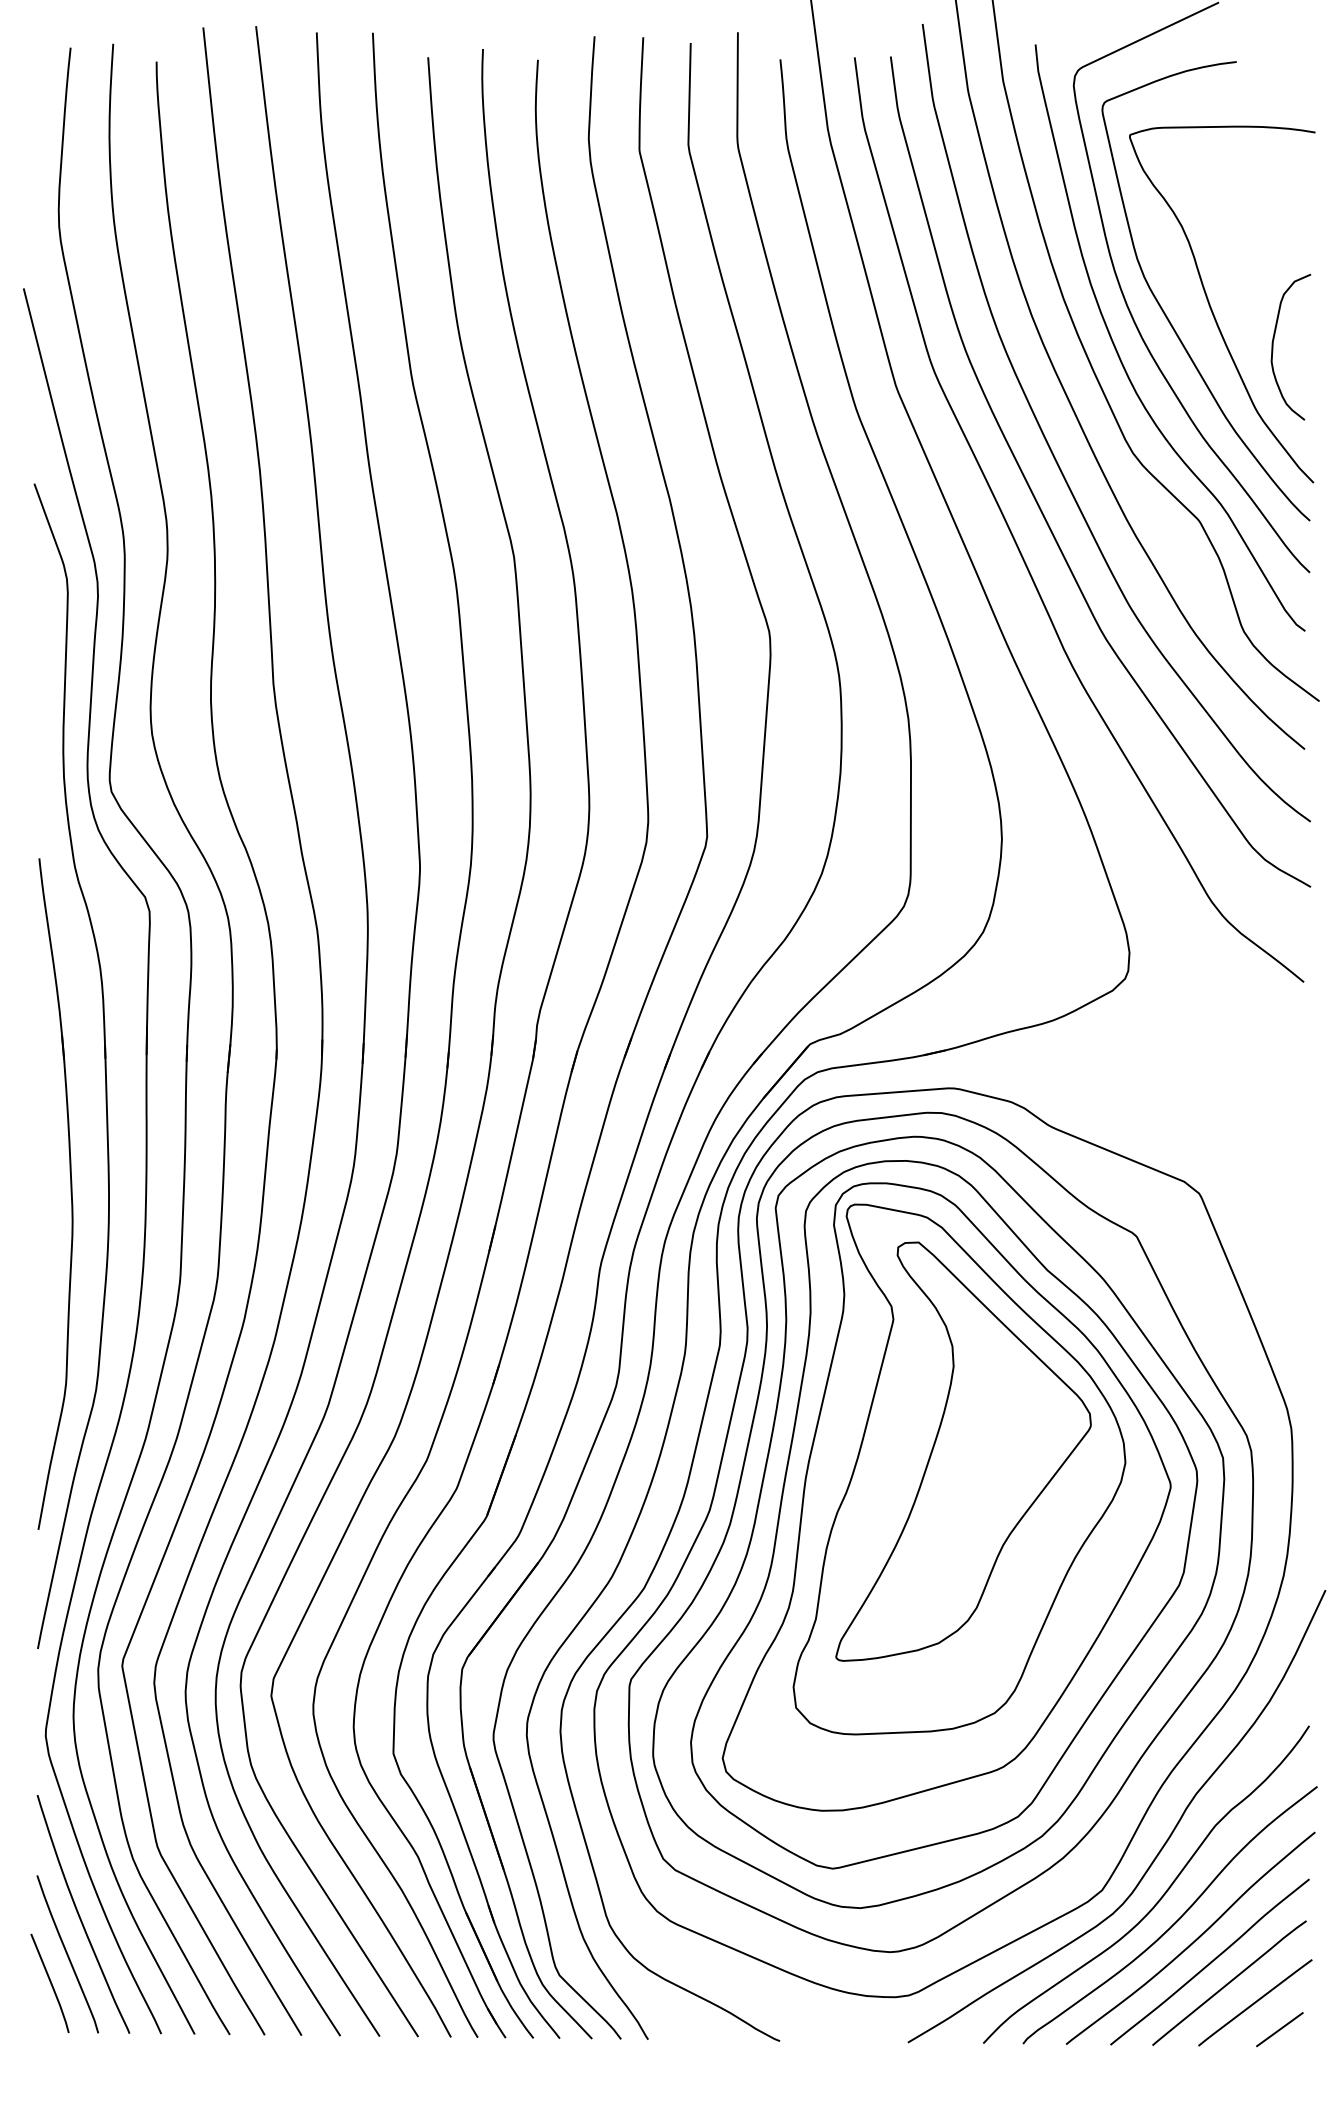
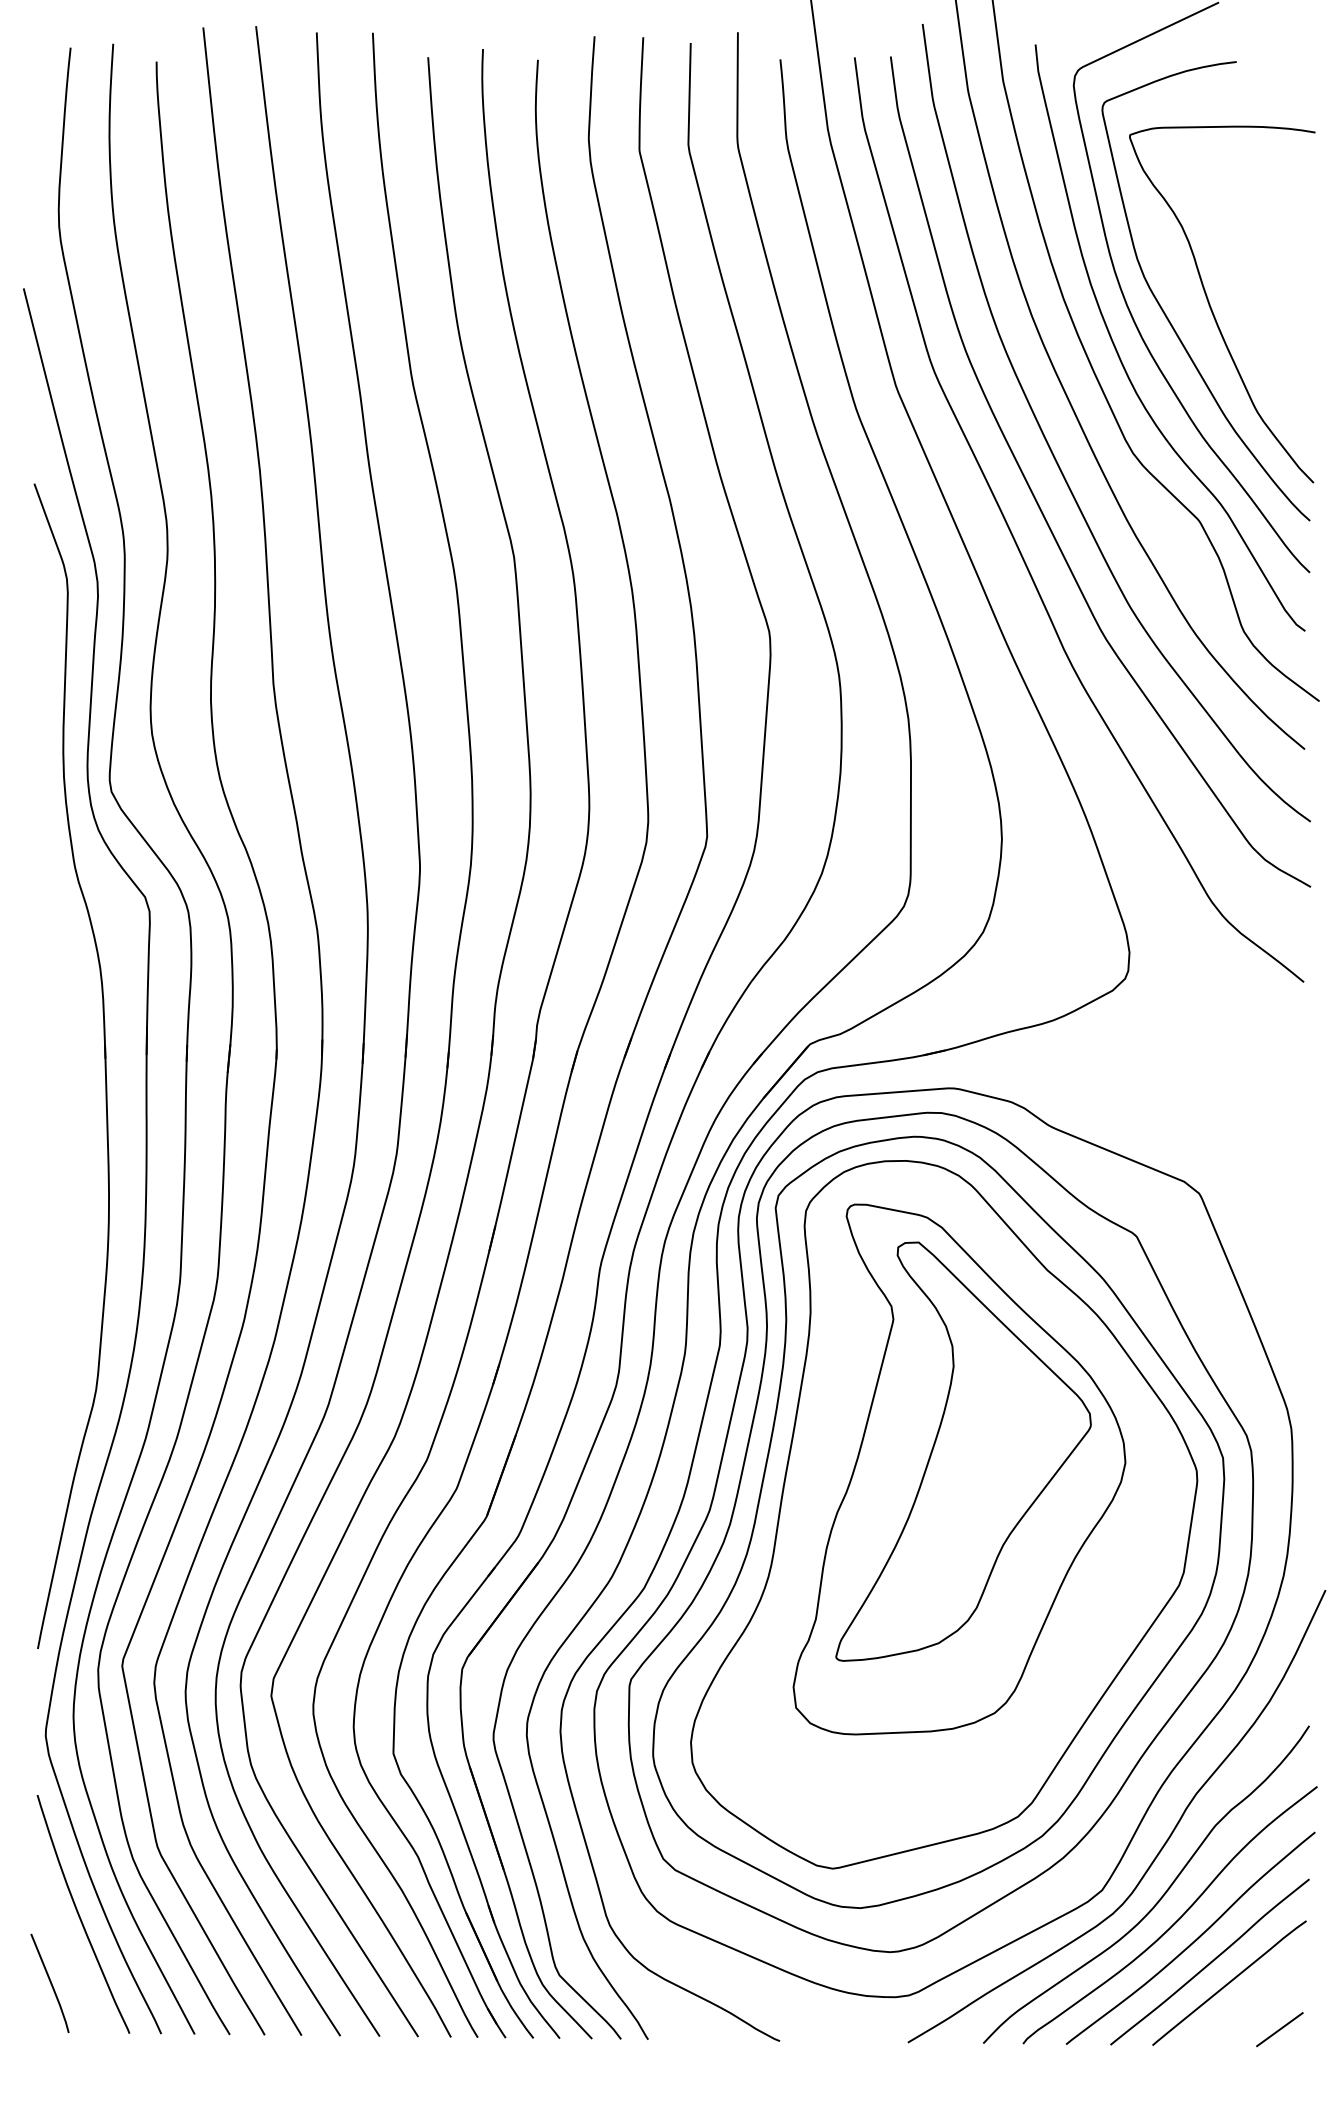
curve: present -> none (1273, 346)
part: present -> none (70, 1193)
part: present -> none (946, 1496)
curve: present -> none (67, 1954)
line: present -> none (1255, 2002)
